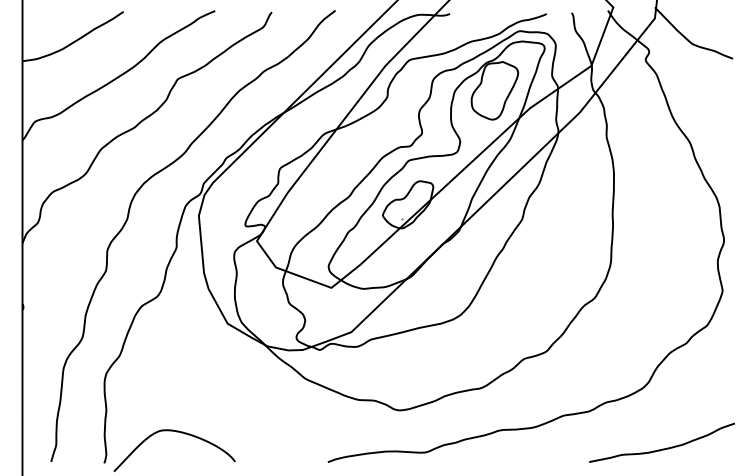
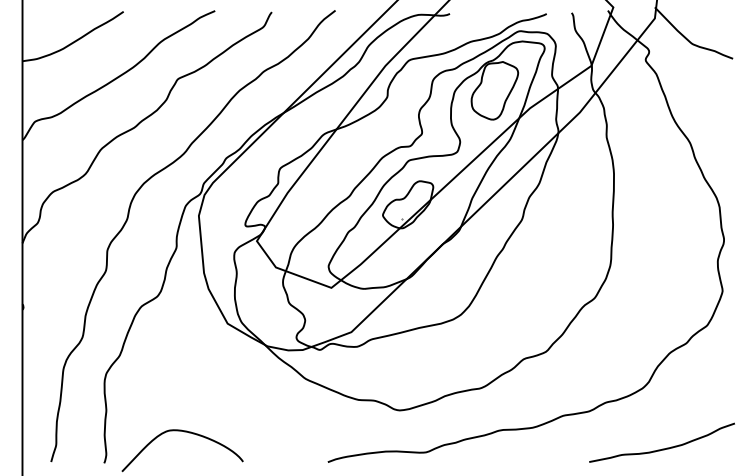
curve position: (176, 432) -> (184, 432) (184, 432)
